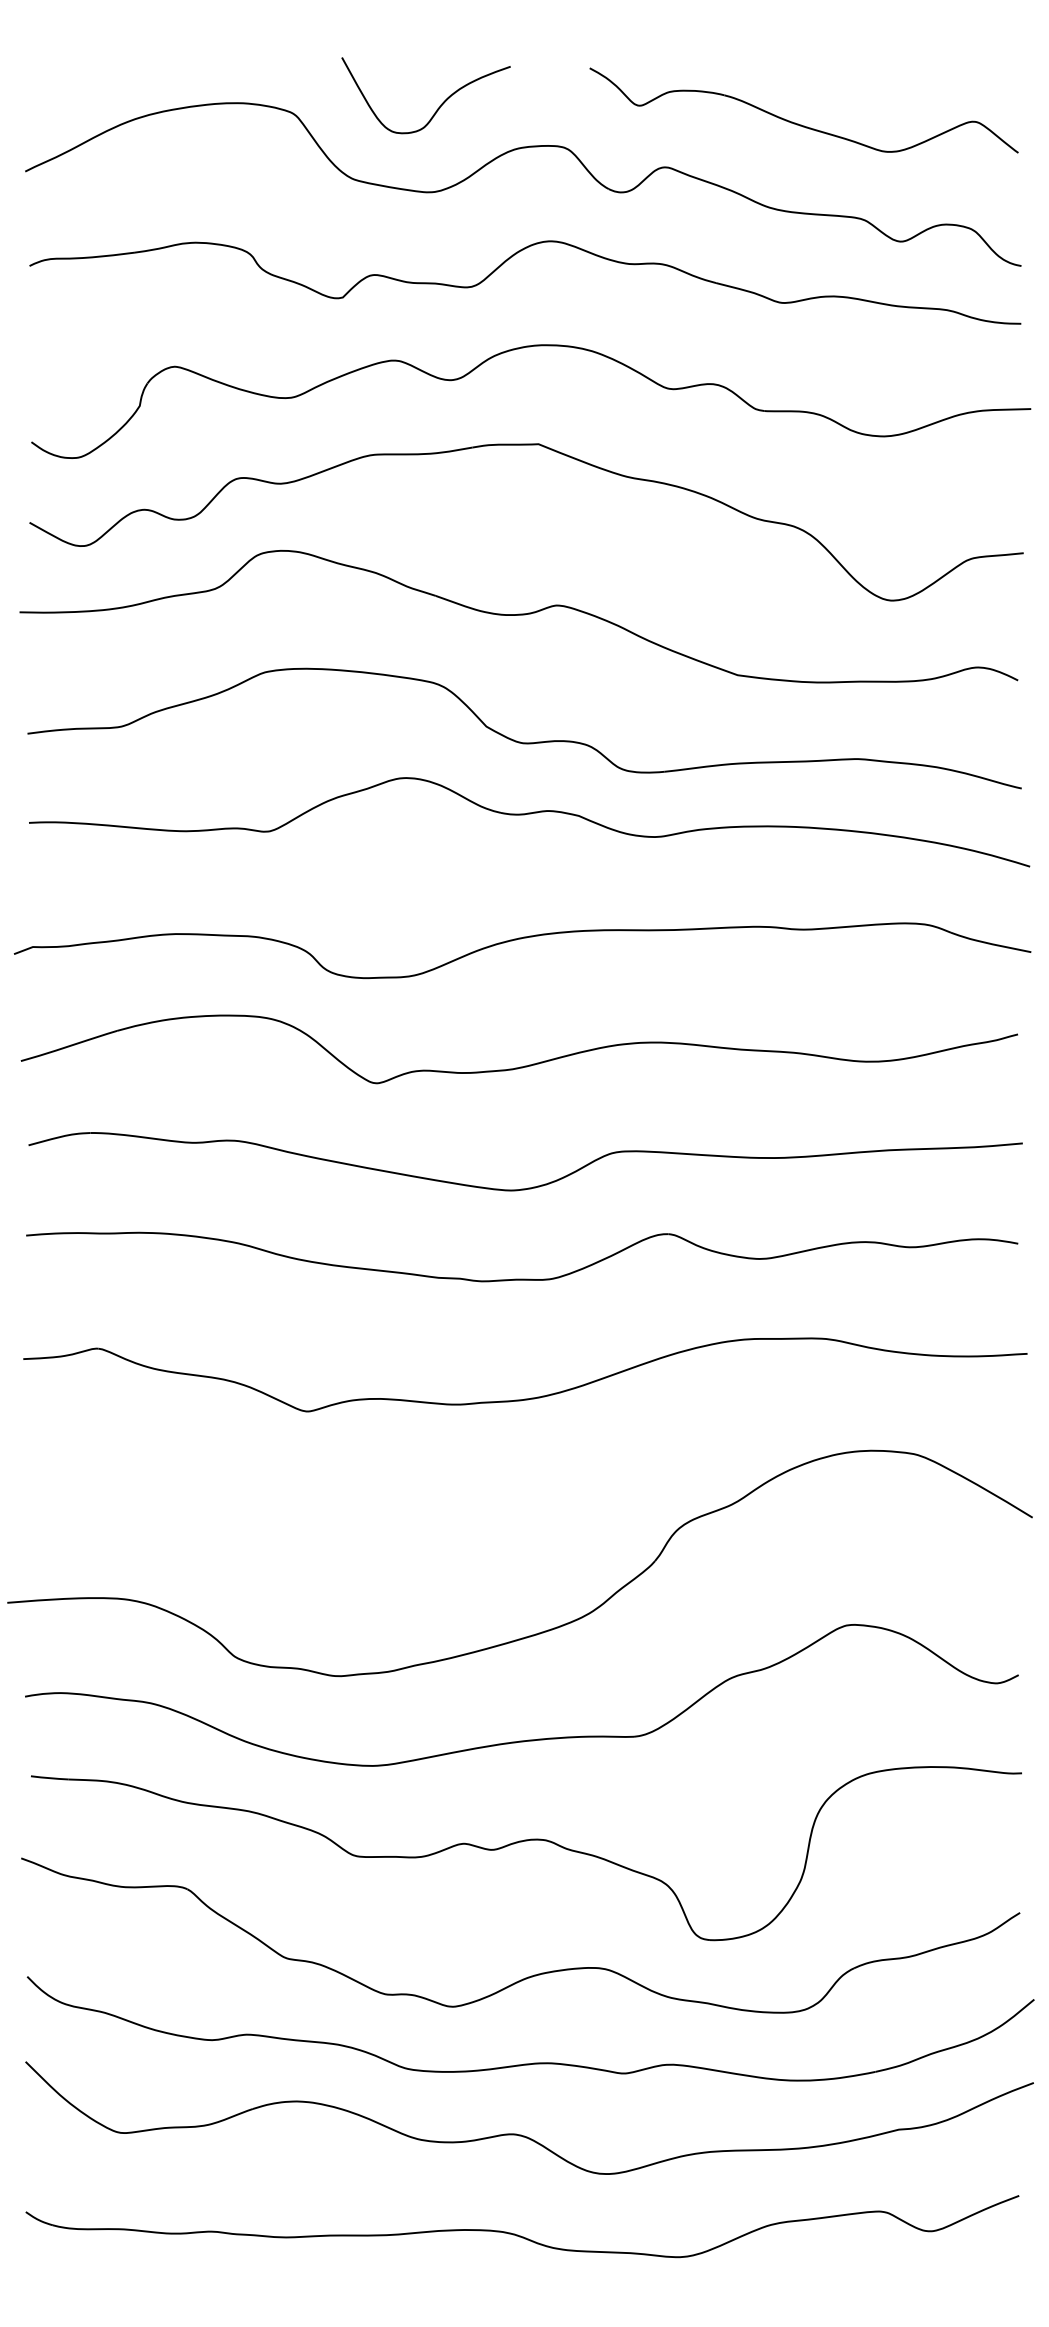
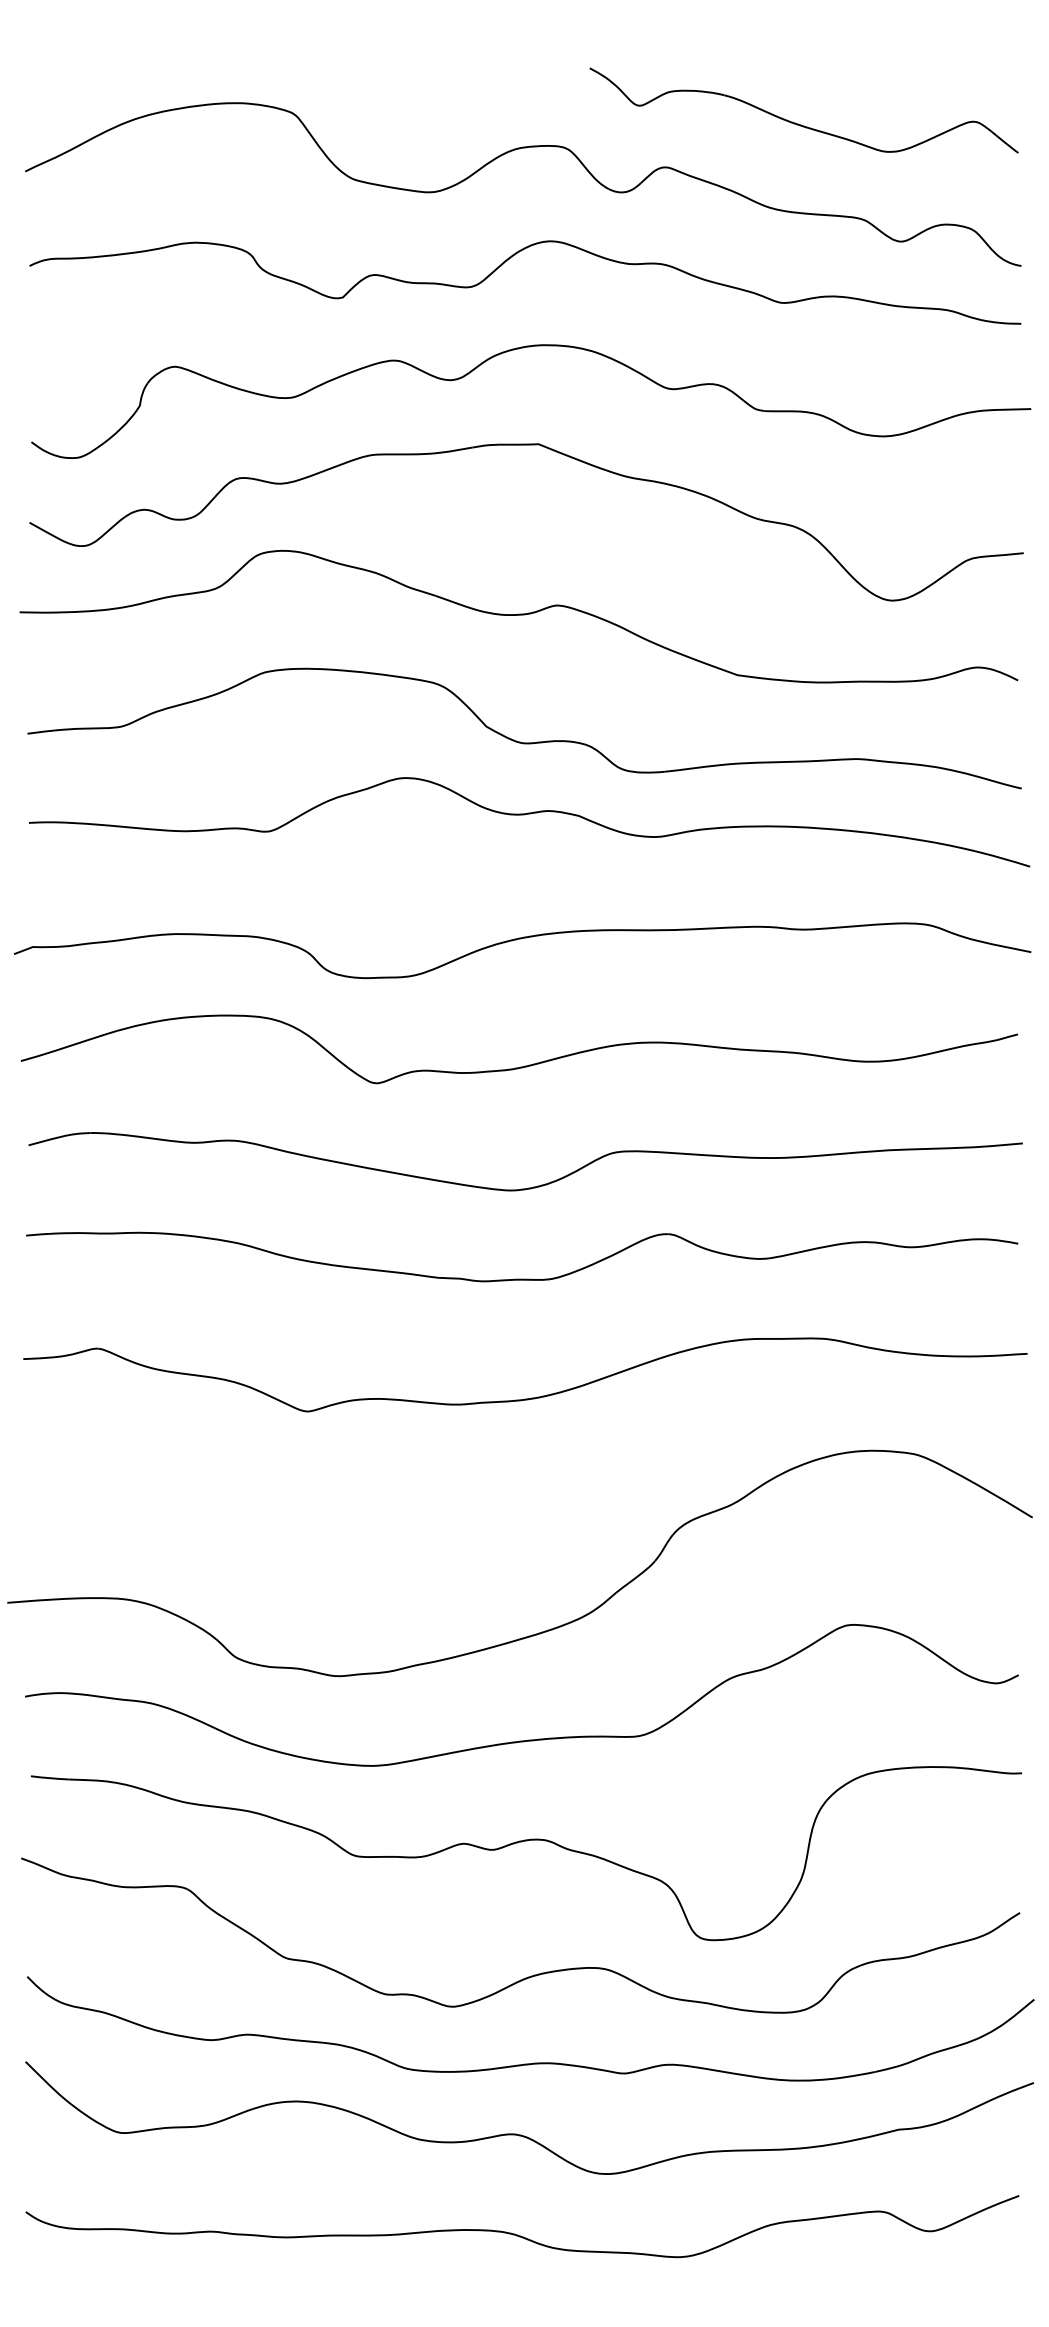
curve: present -> none (440, 104)
